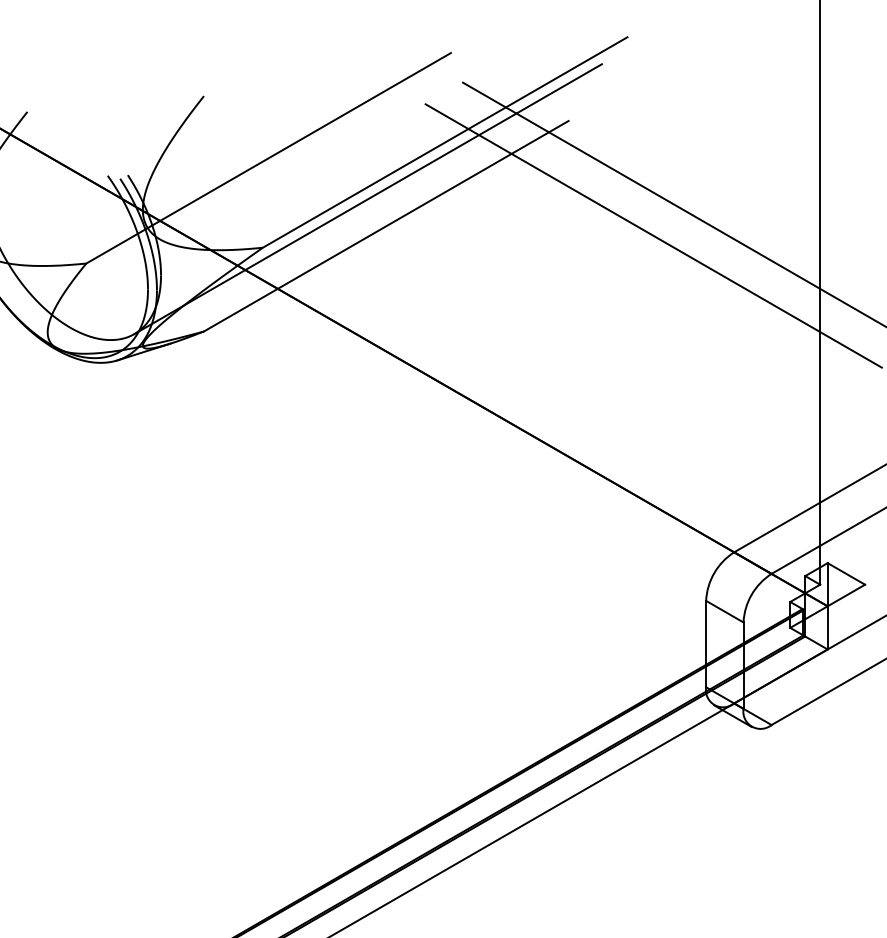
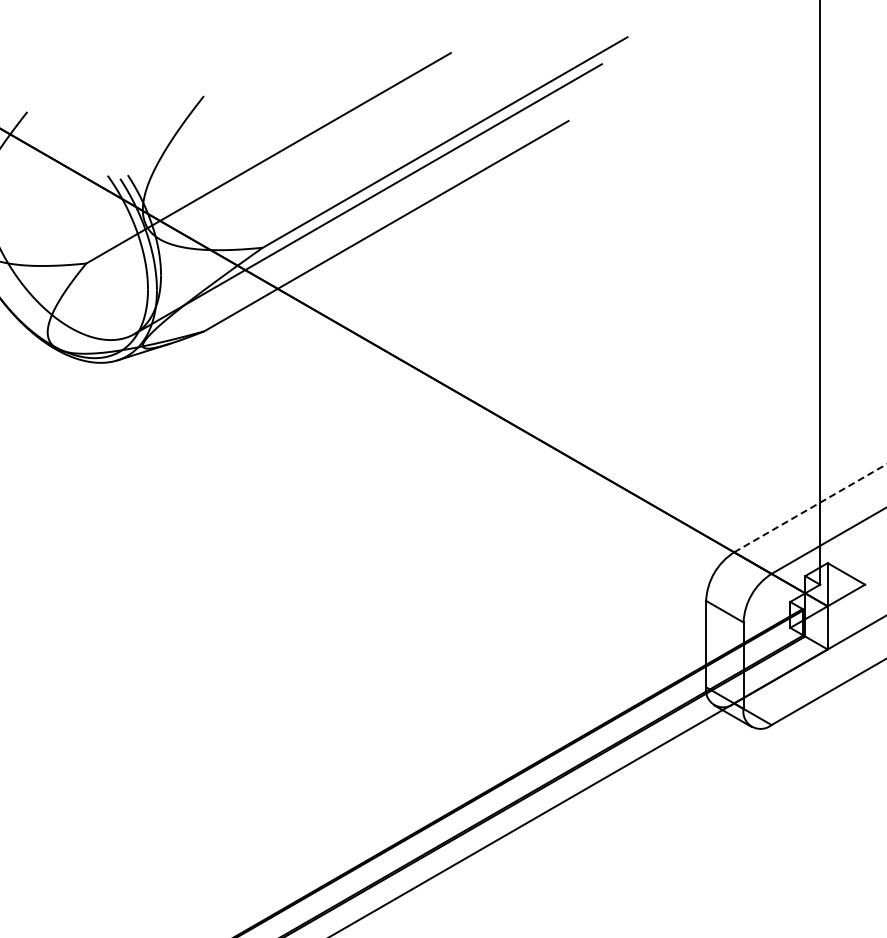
line: present -> none (673, 203)
line: present -> none (653, 235)
line: solid -> dashed (810, 508)
